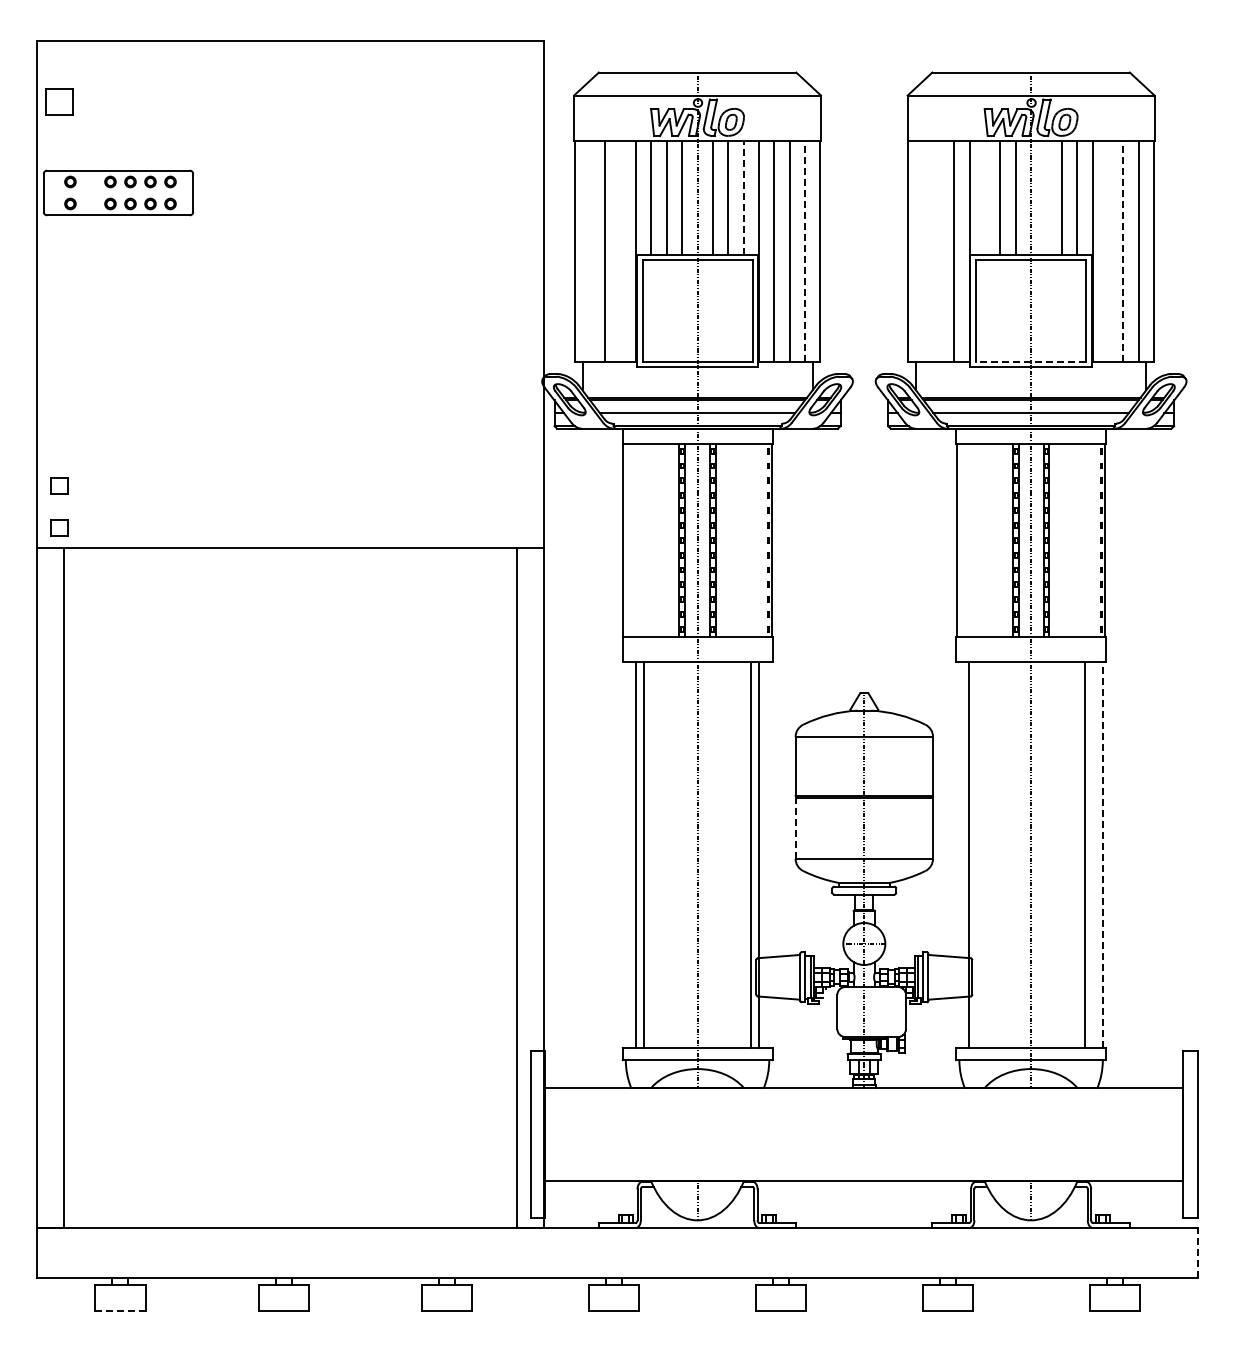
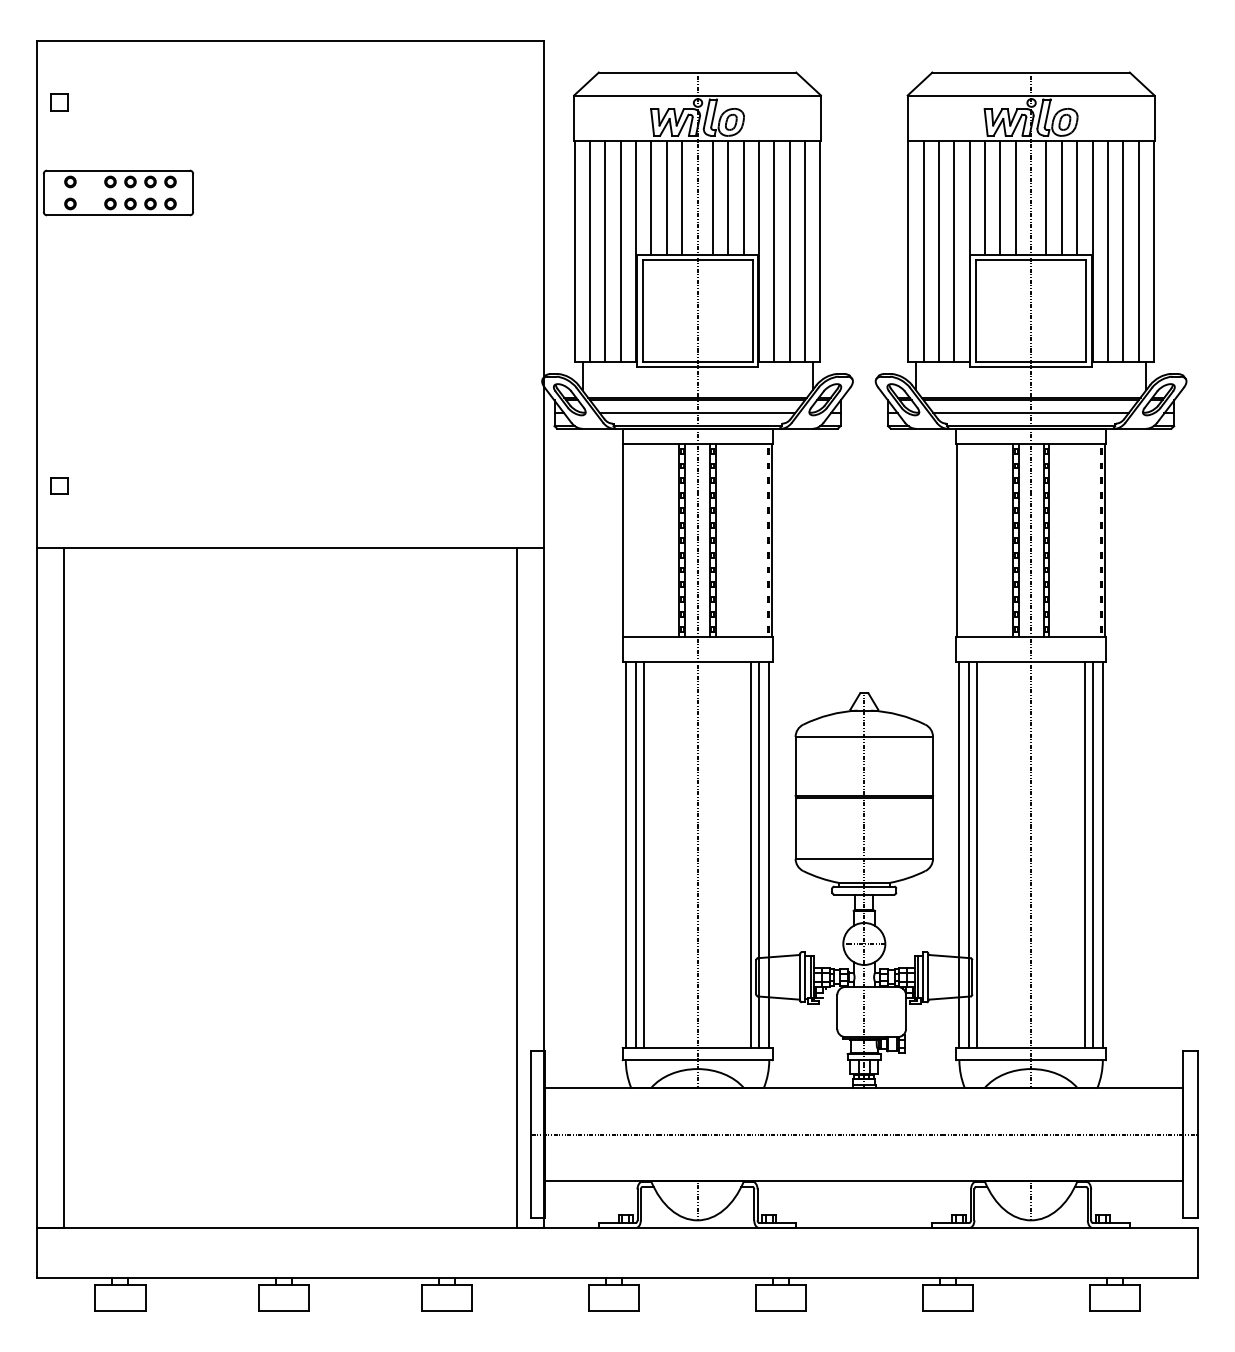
part size: 29x28 px -> 19x19 px (59, 102)
line: dashed -> solid (743, 197)
line: none -> present (985, 197)
line: none -> present (1046, 197)
line: none -> present (590, 251)
line: none -> present (620, 251)
line: dashed -> solid (805, 251)
line: none -> present (923, 251)
line: none -> present (938, 251)
line: none -> present (1107, 251)
line: dashed -> solid (1123, 251)
line: dashed -> solid (1030, 362)
part: present -> none (59, 527)
line: dashed -> solid (795, 827)
line: none -> present (625, 854)
line: none -> present (769, 854)
line: none -> present (959, 854)
line: none -> present (977, 854)
line: none -> present (1092, 854)
line: dashed -> solid (1102, 854)
line: none -> present (863, 1134)
line: dashed -> solid (1197, 1252)
line: dashed -> solid (120, 1311)
